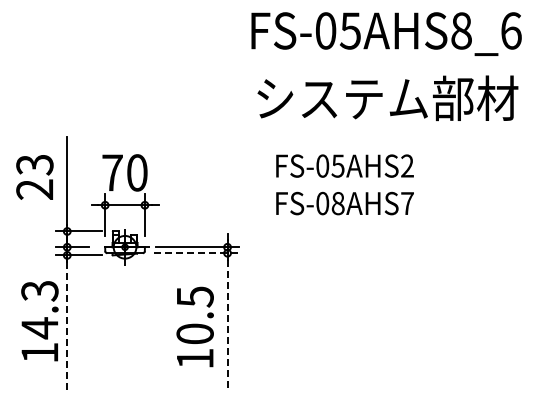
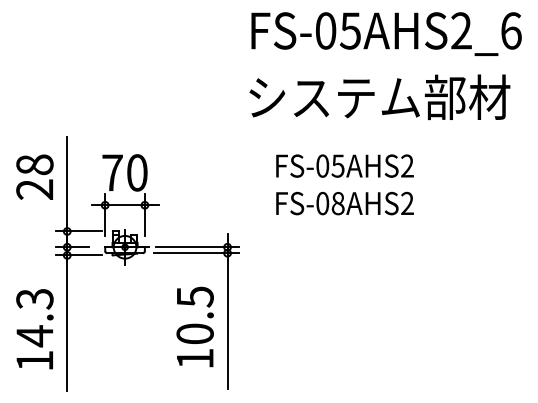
text: FS-05AHS8_6 -> FS-05AHS2_6 (461, 30)
text position: (387, 98) -> (379, 97) (379, 97)
text: 23 -> 28 (34, 164)
text: FS-08AHS7 -> FS-08AHS2 (407, 202)
line: dashed -> solid (197, 253)
text position: (39, 321) -> (34, 329) (34, 329)
line: dashed -> solid (227, 324)
line: dashed -> solid (67, 327)
